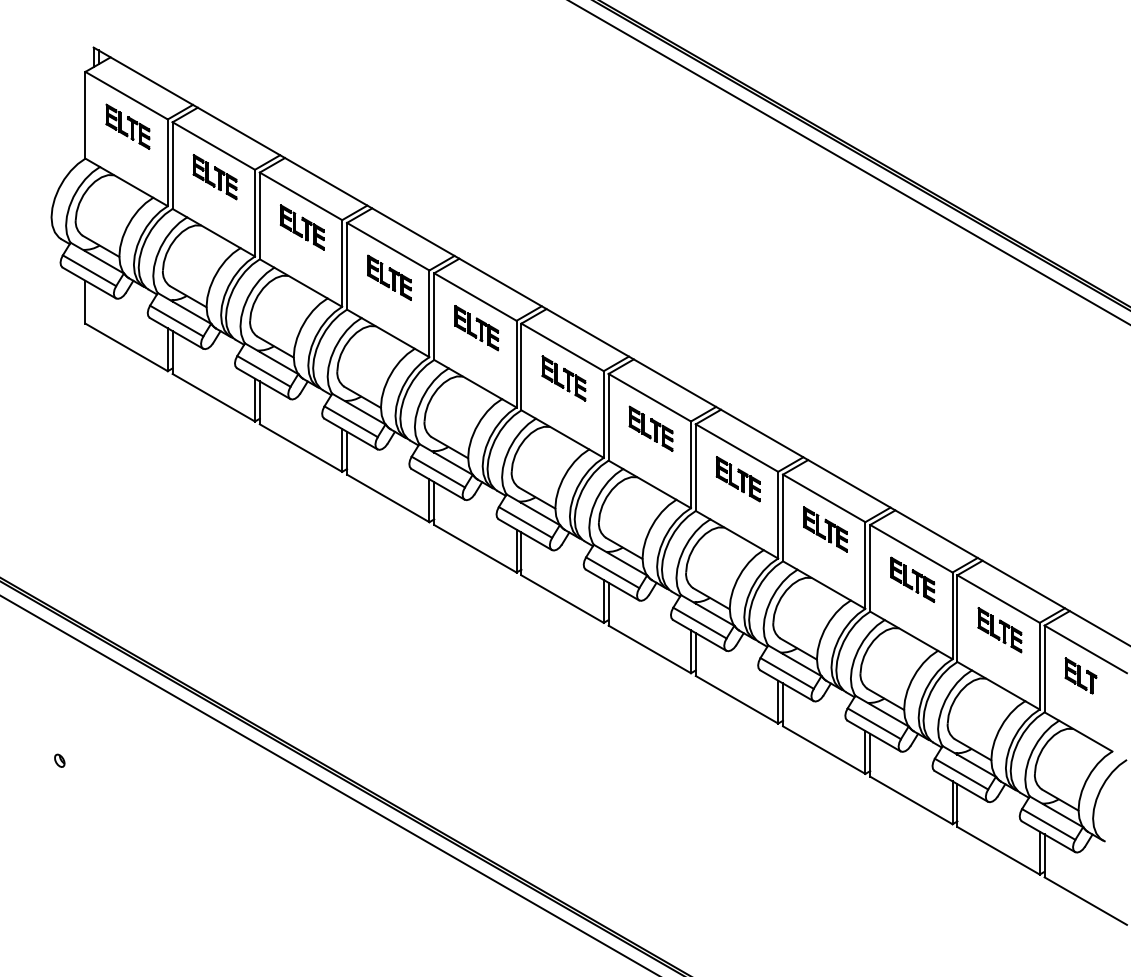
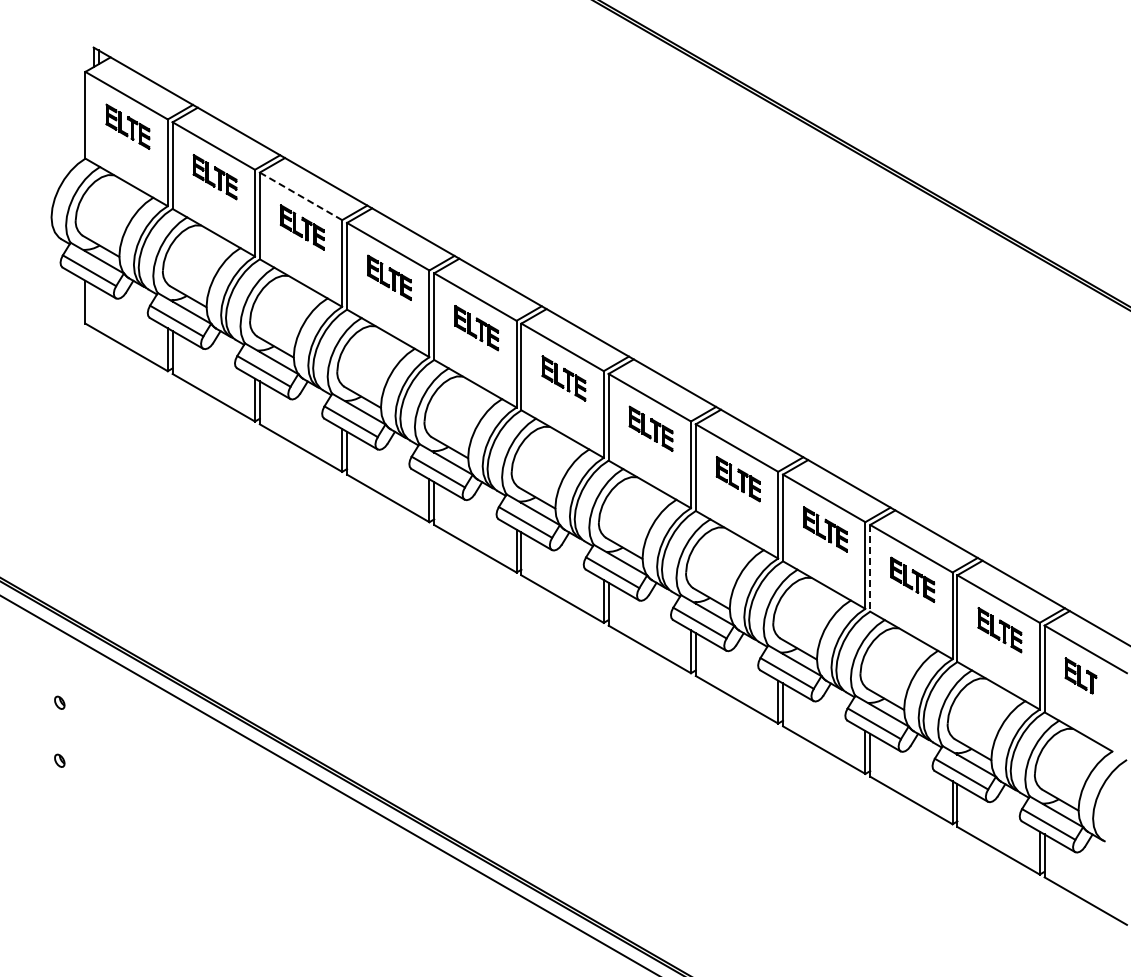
line: present -> none (849, 162)
line: solid -> dashed (301, 196)
line: solid -> dashed (870, 568)
part: none -> present (59, 702)
